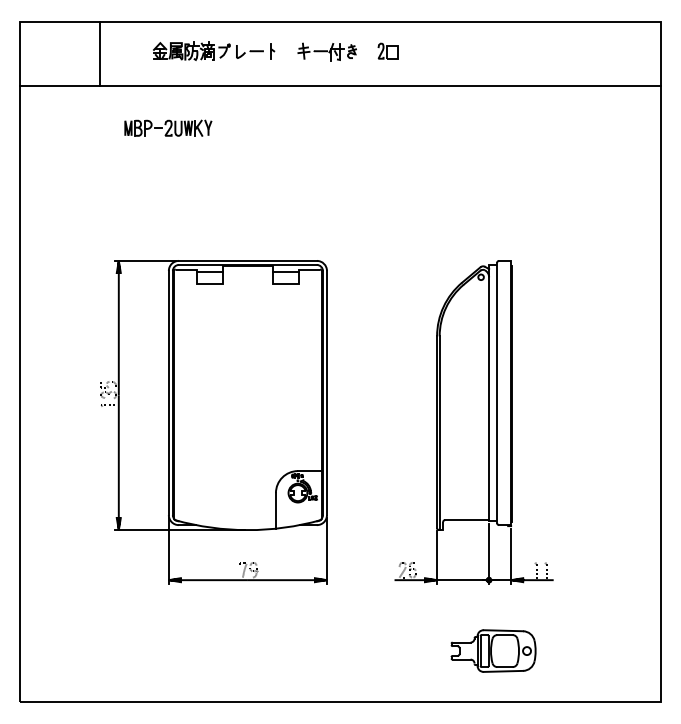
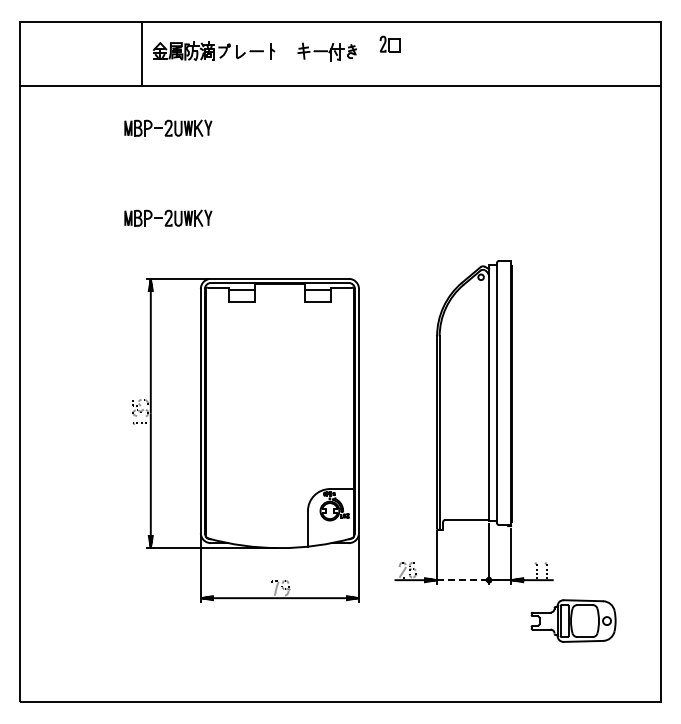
part position: (387, 50) -> (389, 43) (389, 43)
line position: (100, 53) -> (142, 53) (142, 53)
part: none -> present (168, 217)
part position: (213, 422) -> (245, 440) (245, 440)
line: solid -> dashed (463, 580)
part position: (493, 650) -> (573, 620) (573, 620)
